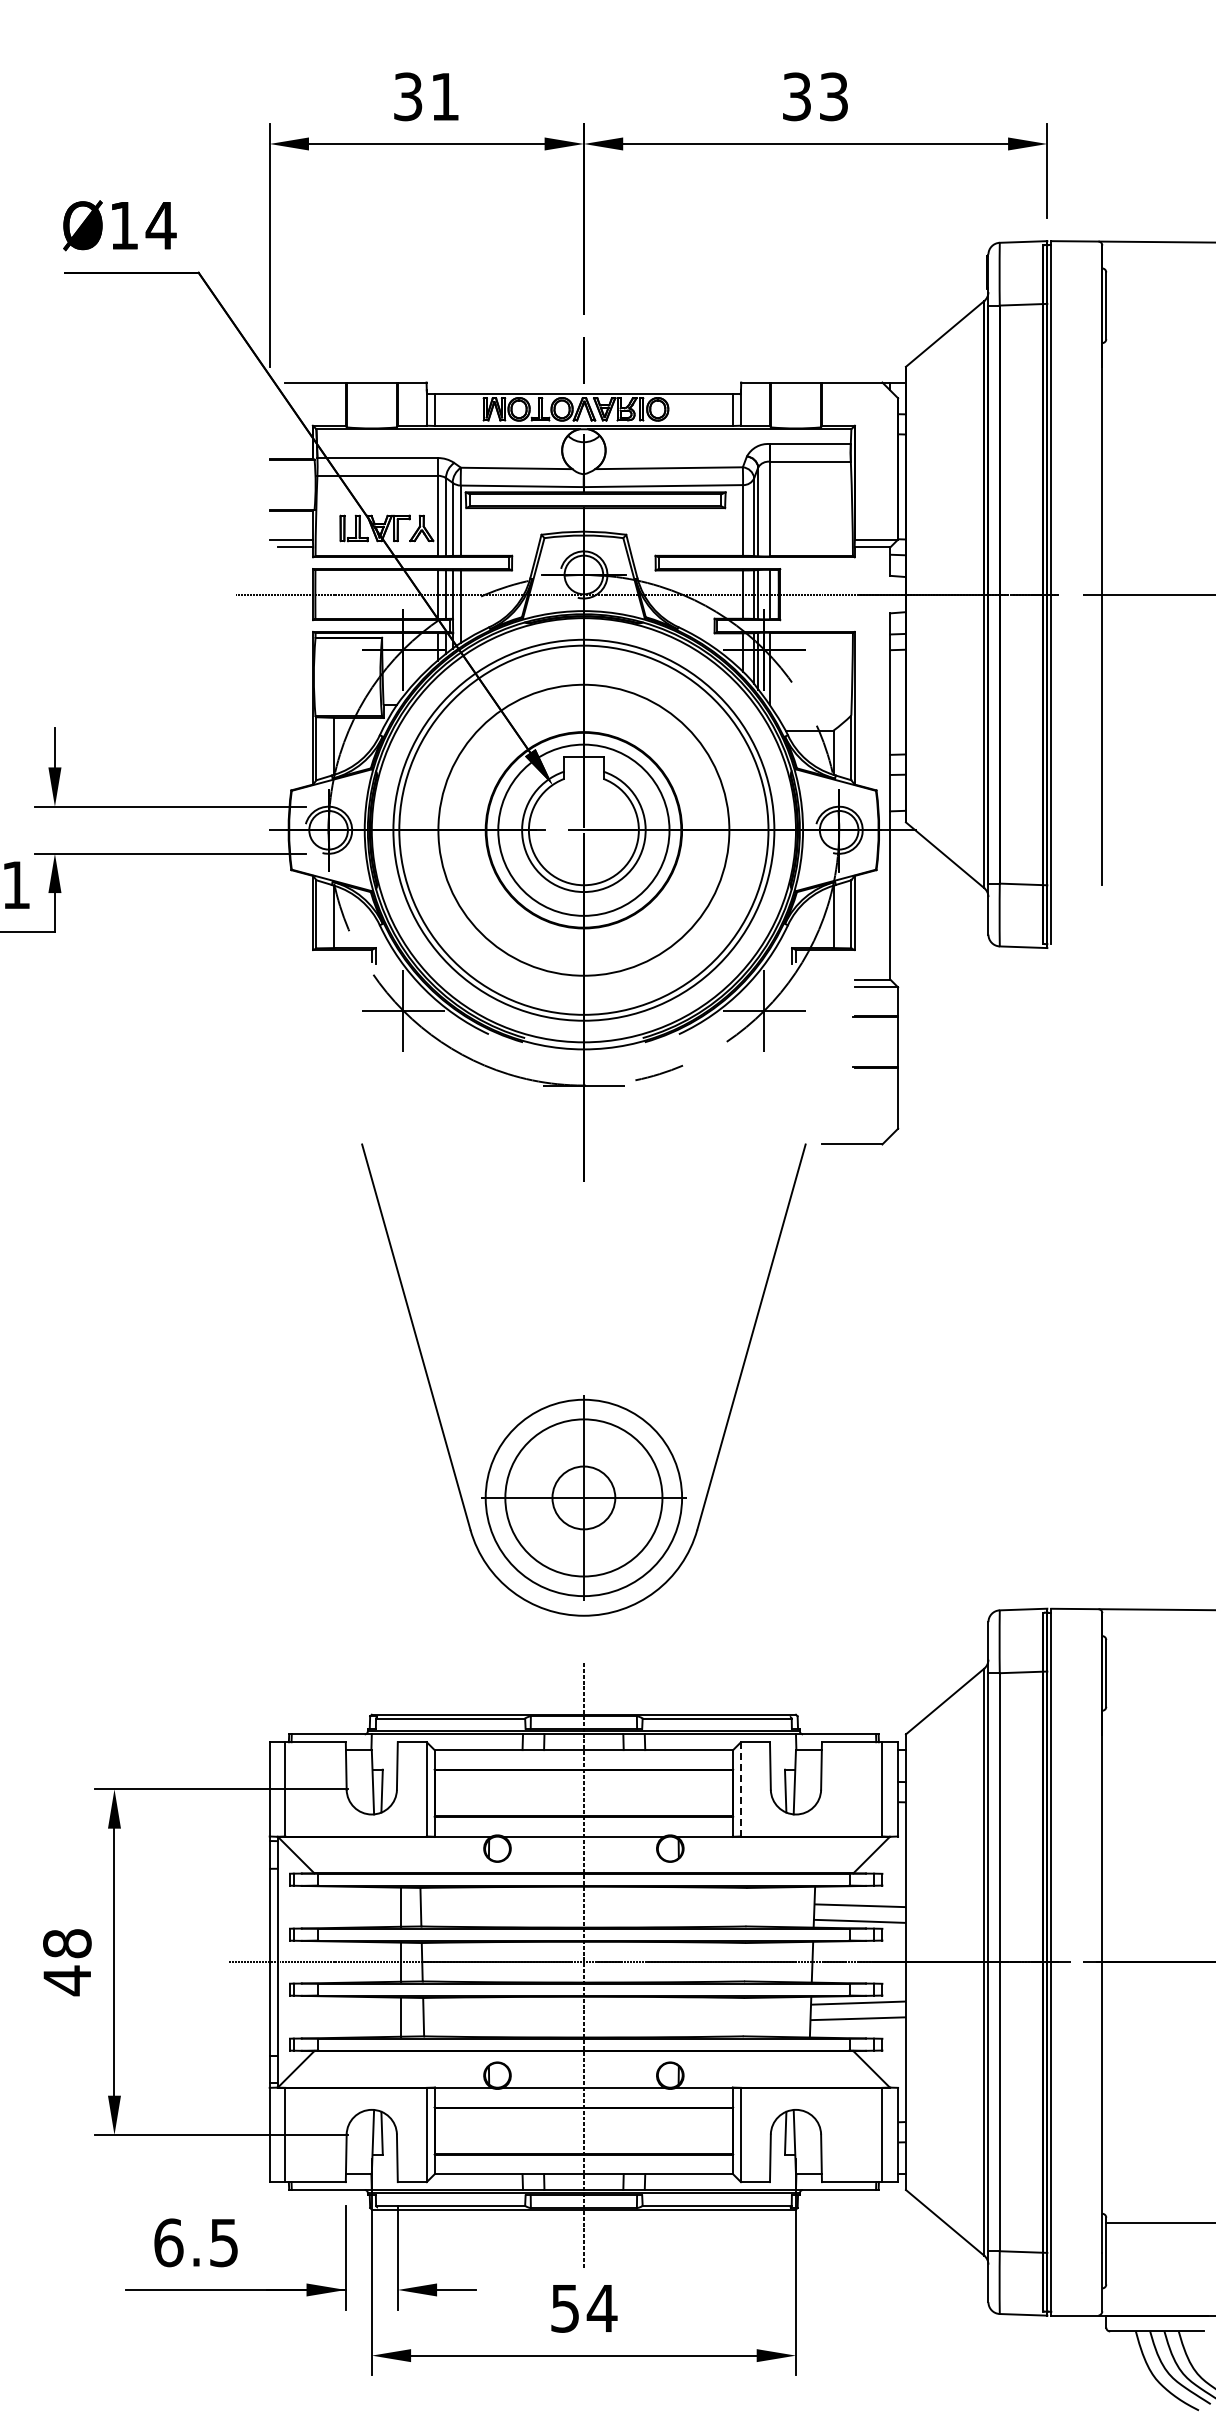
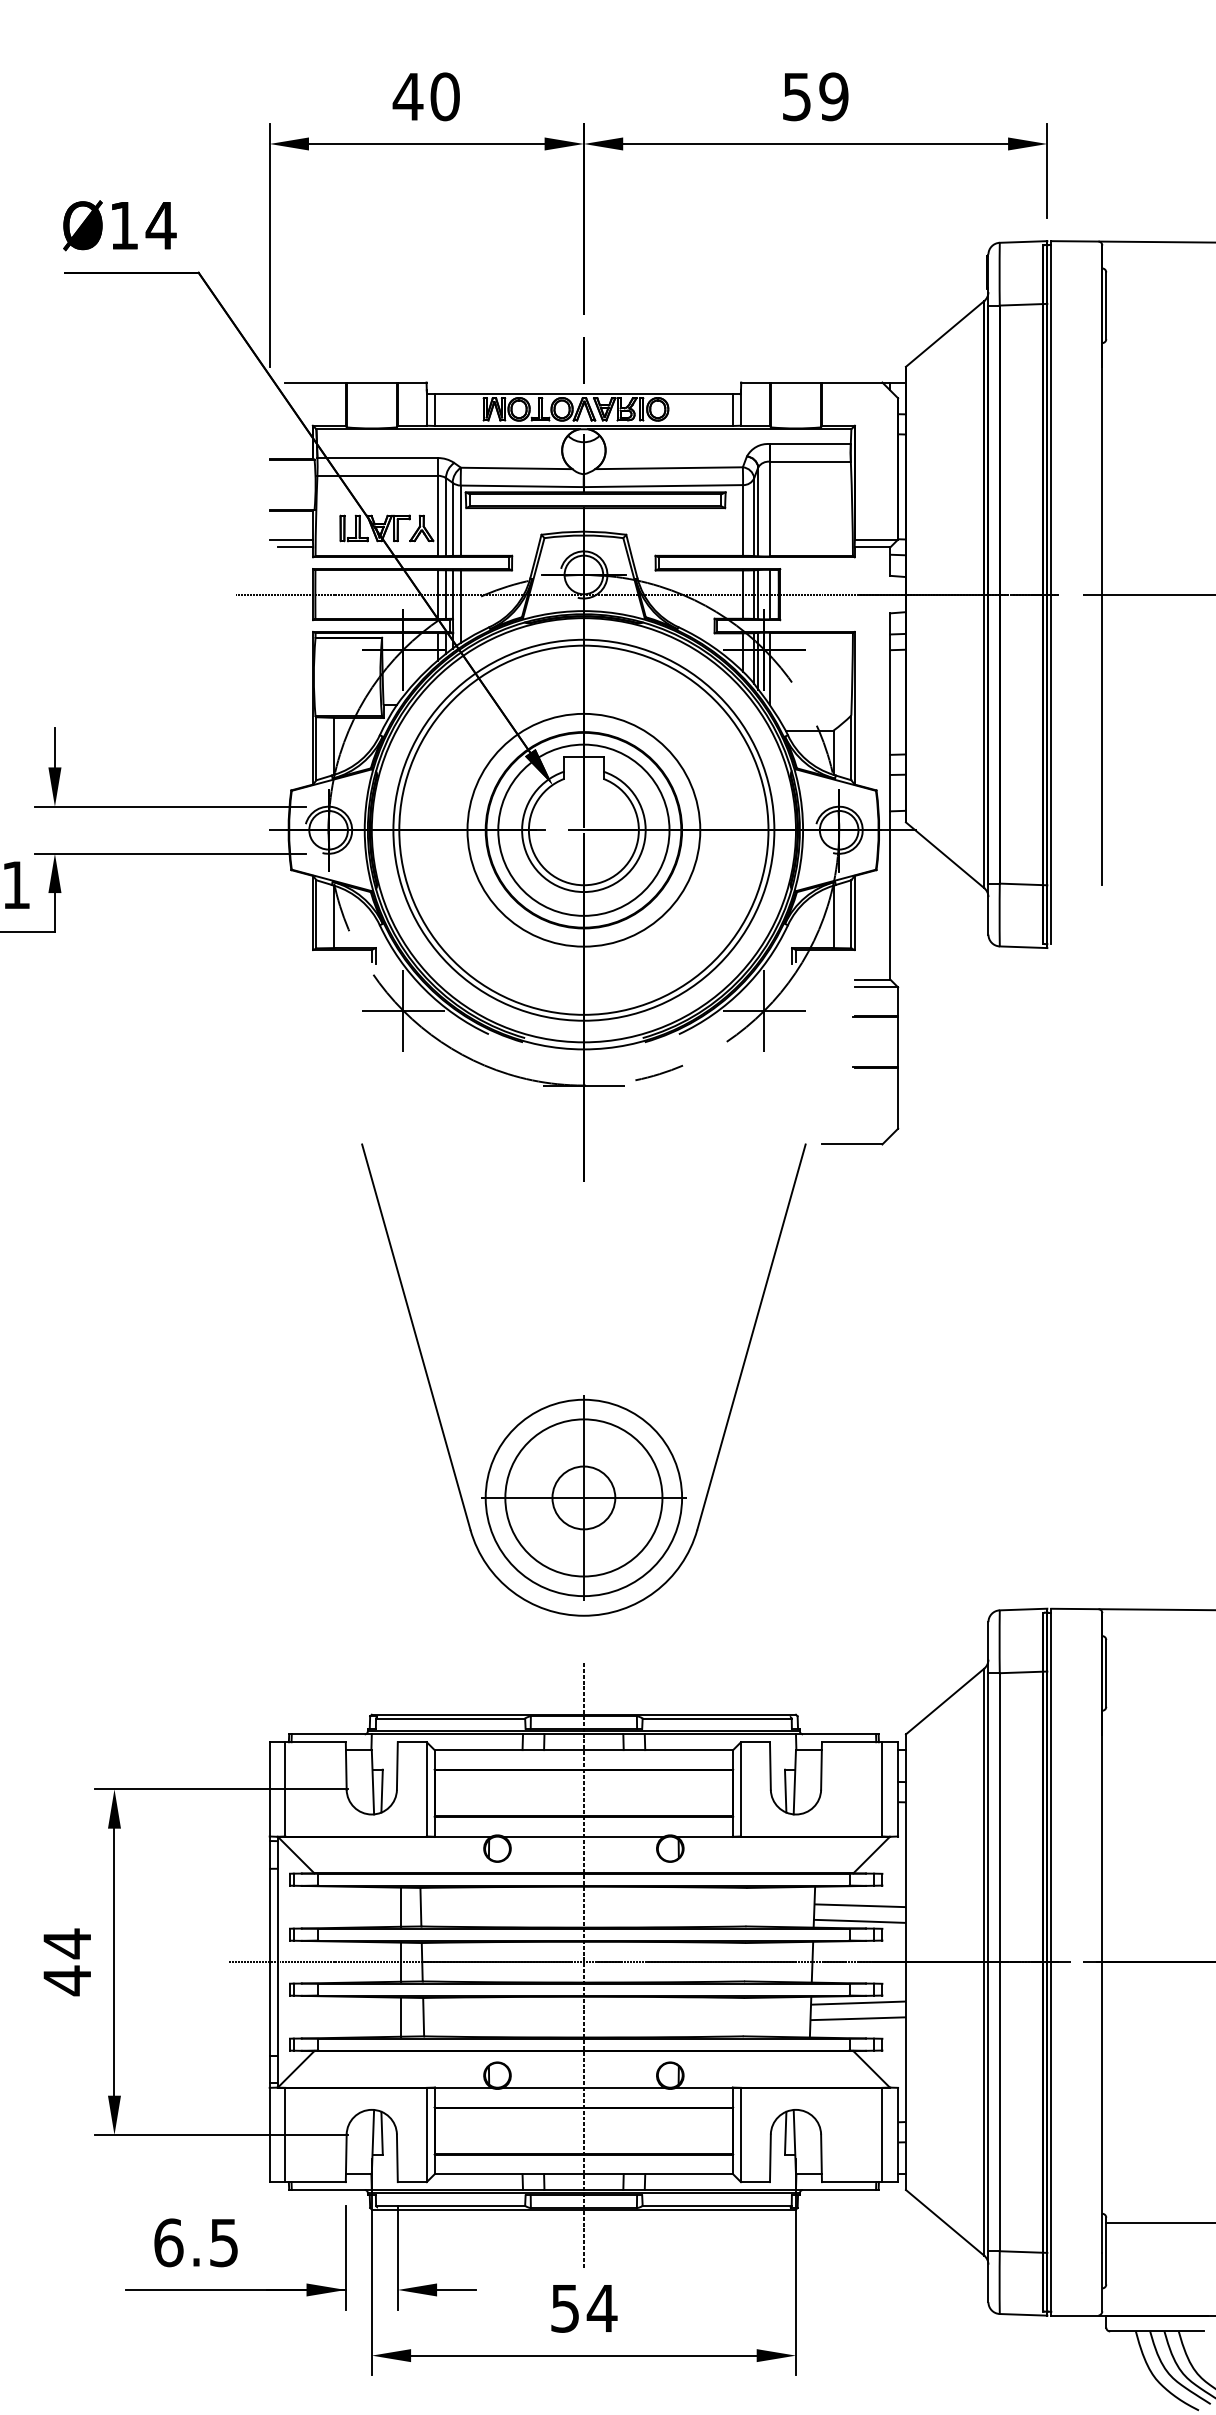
text: 31 -> 40 (425, 96)
text: 33 -> 59 (815, 96)
circle diameter: 291 px -> 233 px (583, 829)
line: dashed -> solid (741, 1788)
text: 48 -> 44 (67, 1943)
